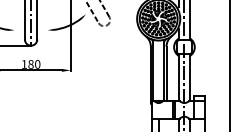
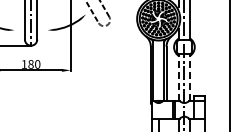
line: solid -> dashed (178, 77)
line: solid -> dashed (189, 77)
